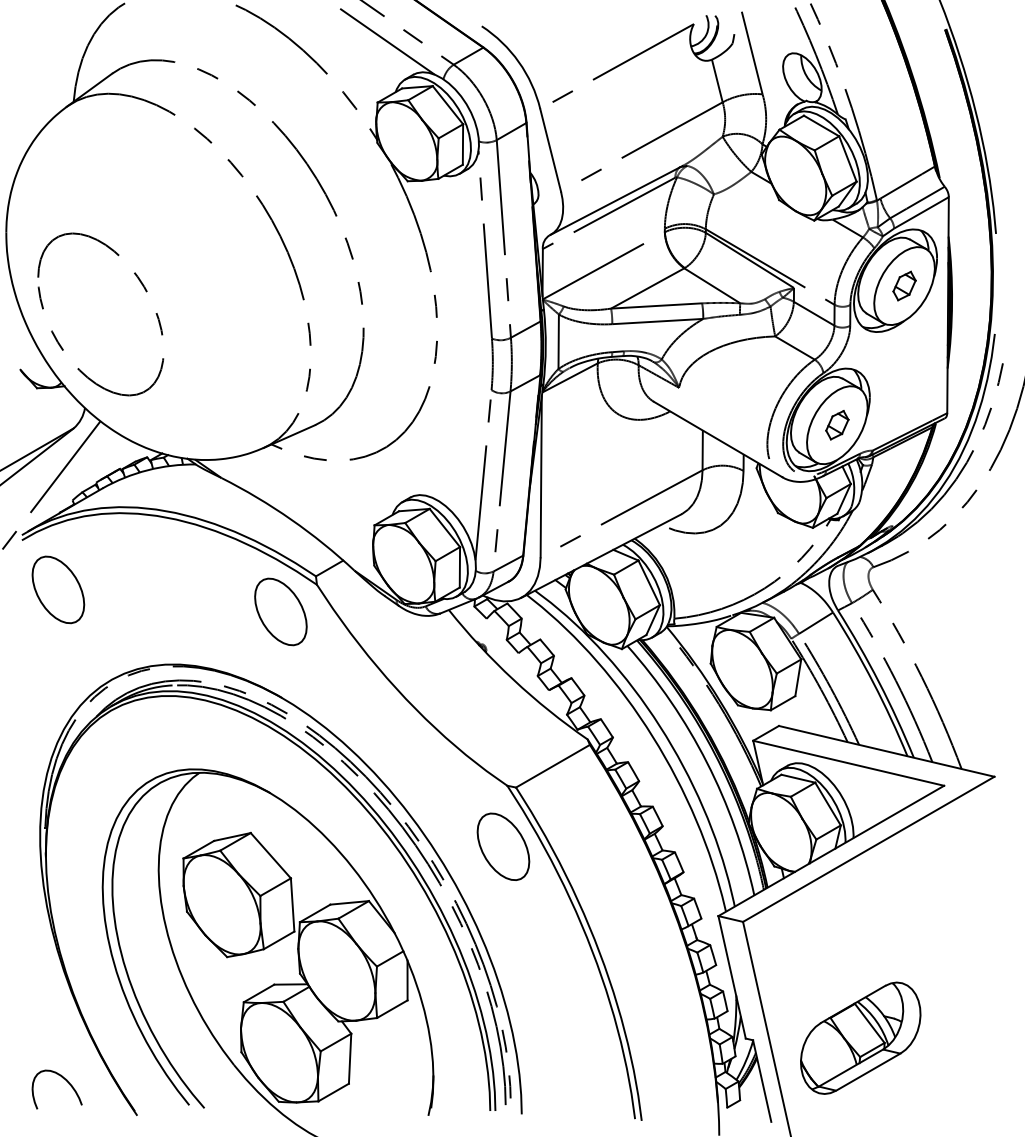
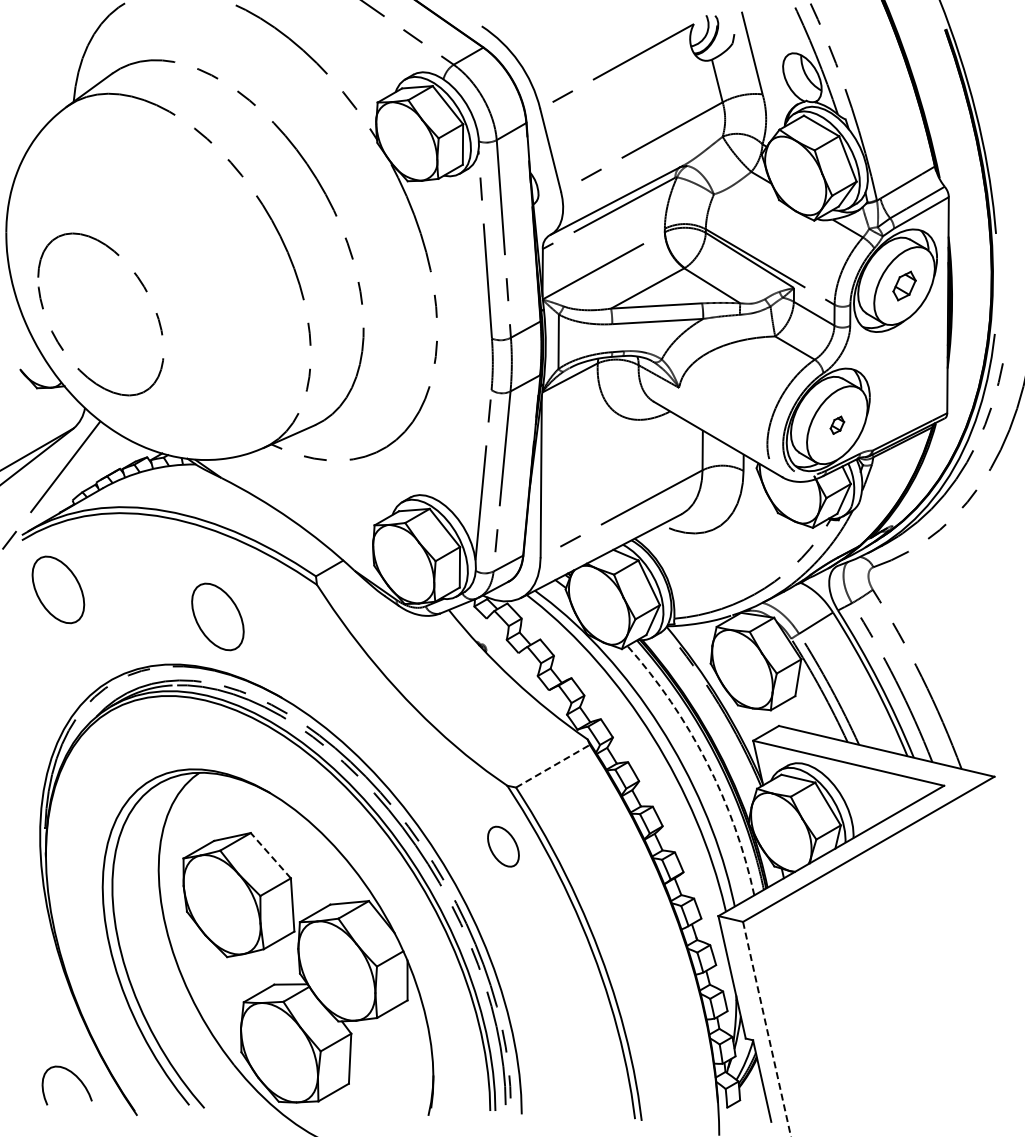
line: present -> none (382, 38)
part size: 25x31 px -> 17x20 px (837, 424)
part position: (280, 611) -> (217, 616) (217, 616)
arc: solid -> dashed (706, 762)
line: solid -> dashed (553, 766)
part size: 55x69 px -> 33x43 px (503, 846)
line: solid -> dashed (270, 855)
line: solid -> dashed (766, 1029)
part: present -> none (860, 1037)
part position: (62, 1078) -> (72, 1074) (72, 1074)
